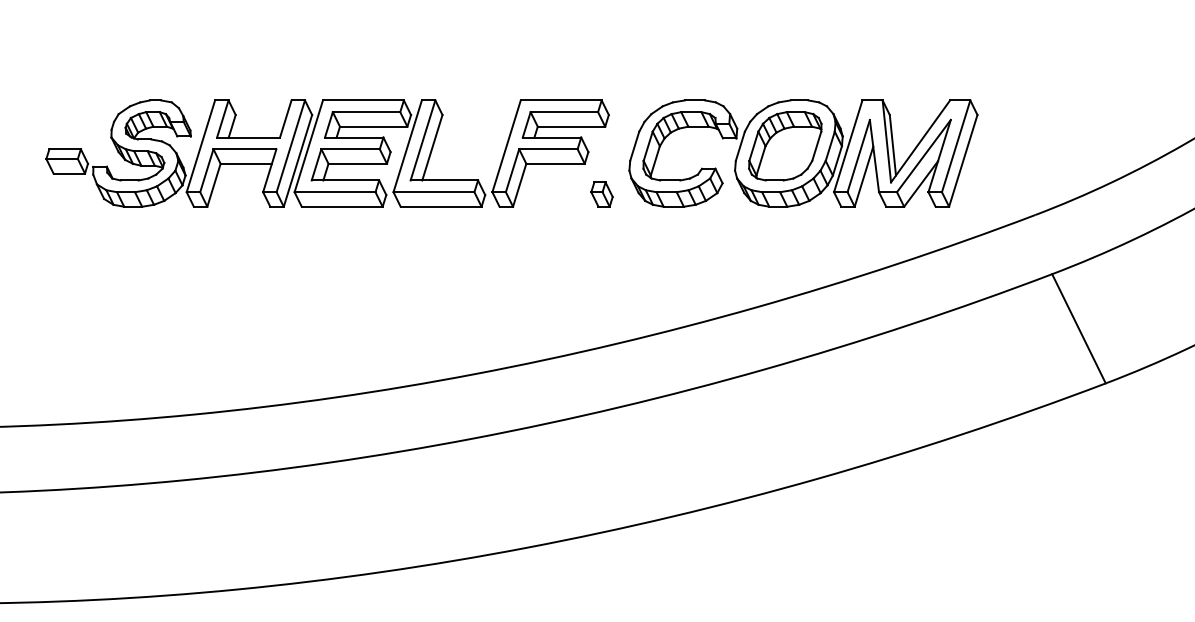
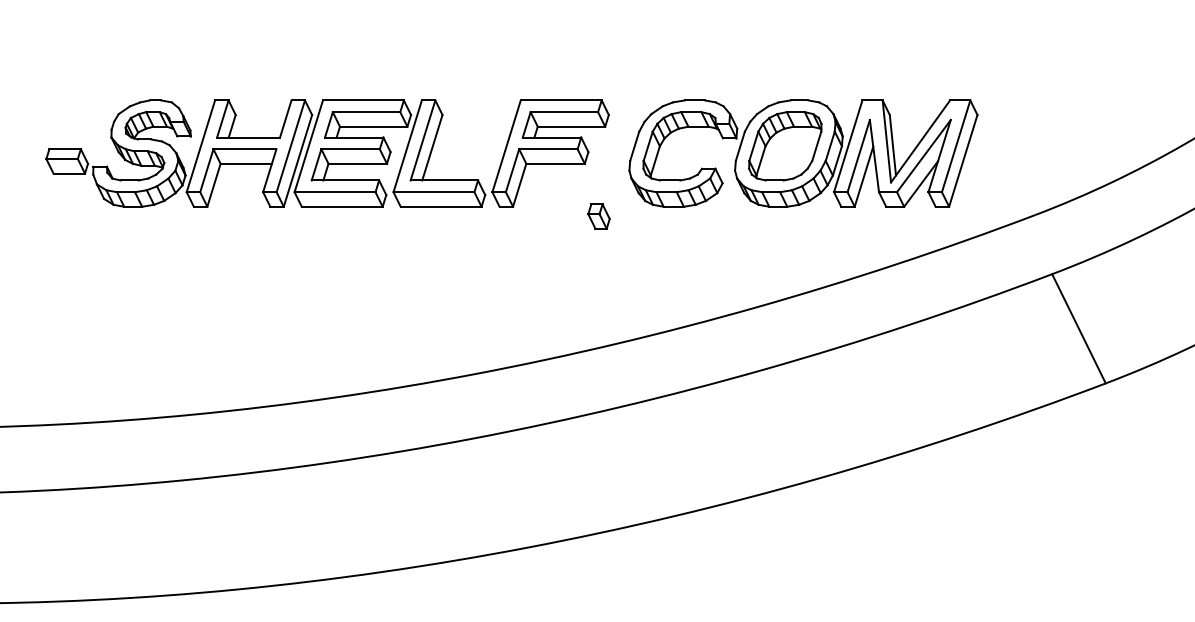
part position: (601, 194) -> (598, 216) (598, 216)
